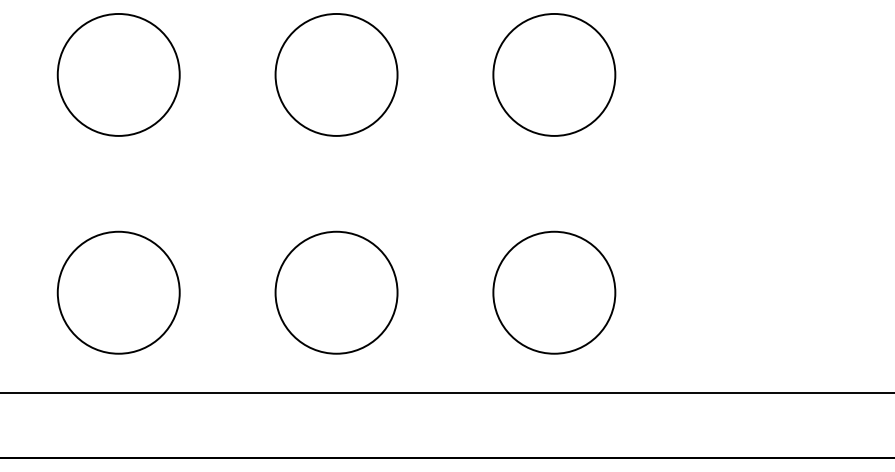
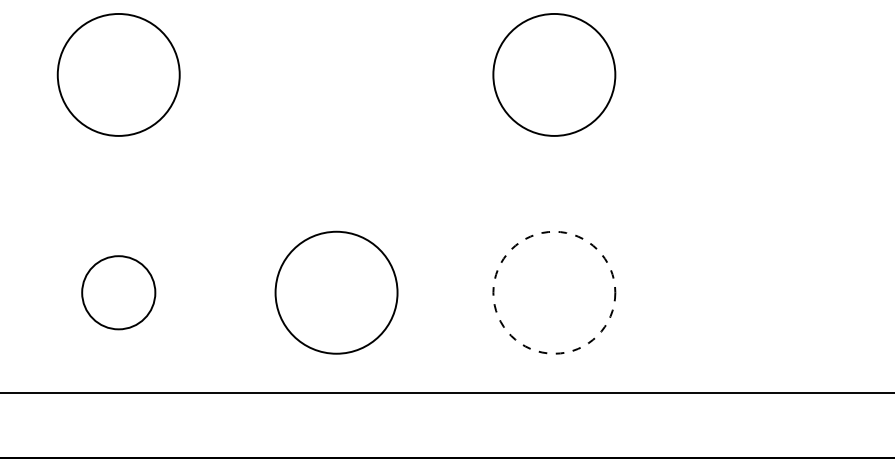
circle: present -> none (336, 74)
circle diameter: 122 px -> 73 px (118, 292)
circle: solid -> dashed (554, 292)
